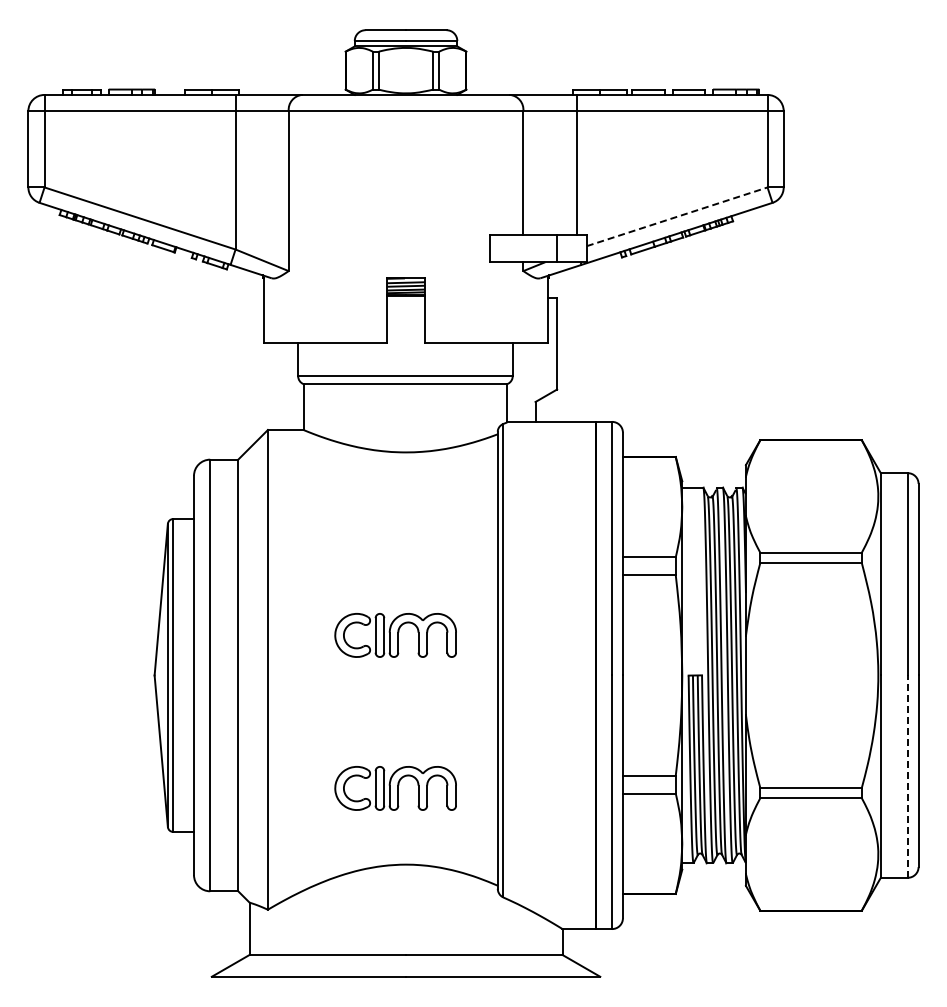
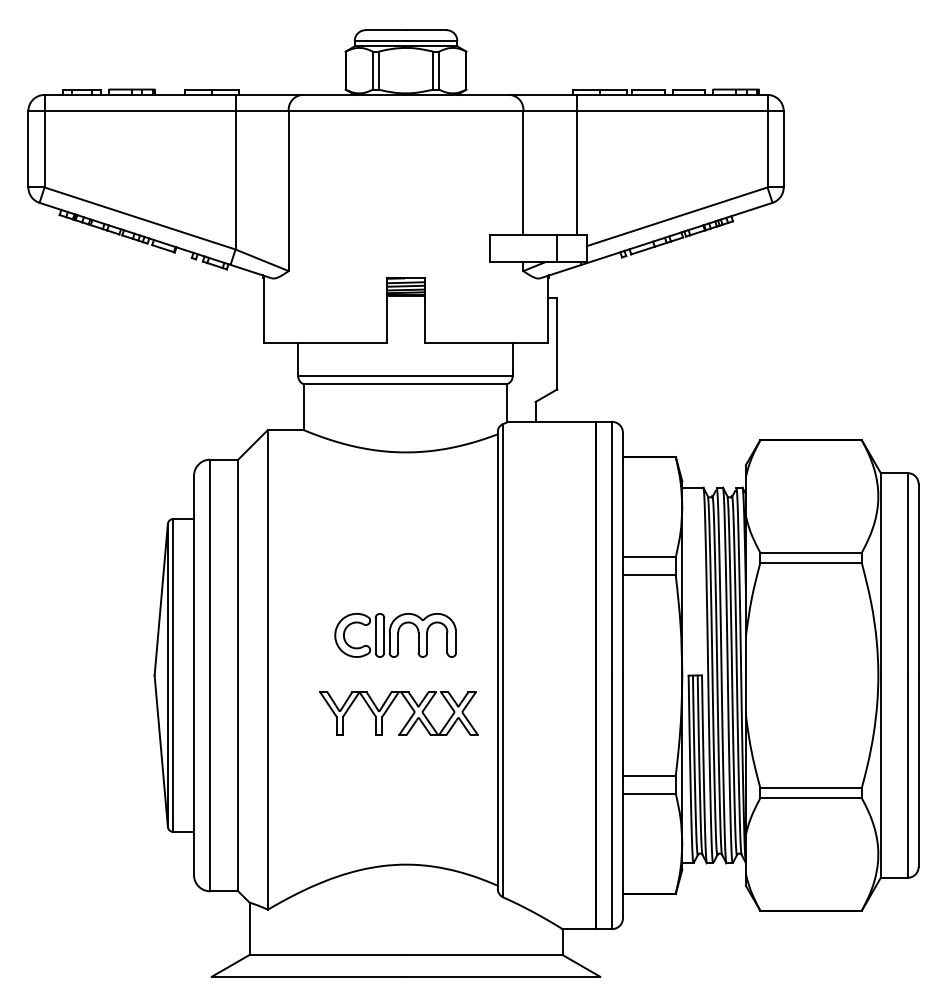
line: dashed -> solid (677, 216)
part: none -> present (390, 706)
line: dashed -> solid (907, 776)
part: present -> none (395, 788)
